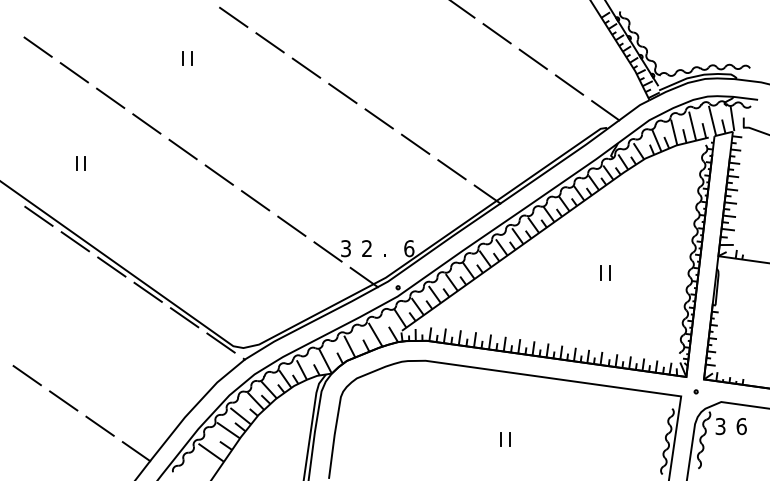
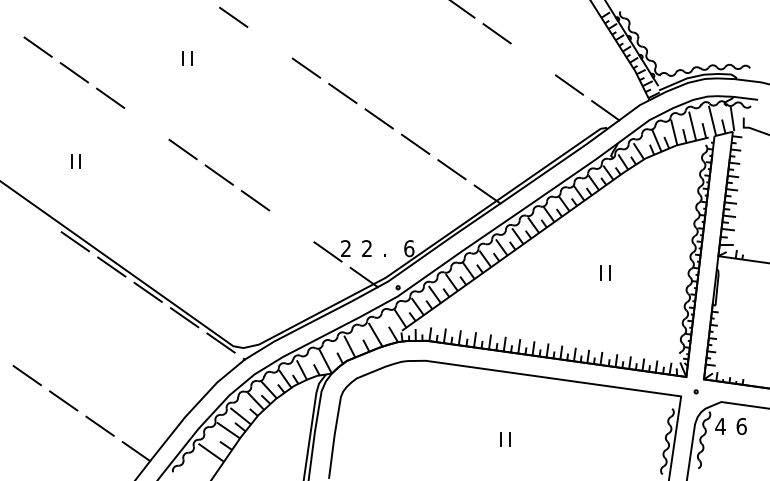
line: present -> none (269, 42)
line: present -> none (532, 59)
line: present -> none (146, 123)
part position: (80, 163) -> (75, 161) (75, 161)
line: present -> none (38, 215)
line: present -> none (291, 225)
text: 3 -> 2 (345, 248)
text: 3 -> 4 (720, 426)
